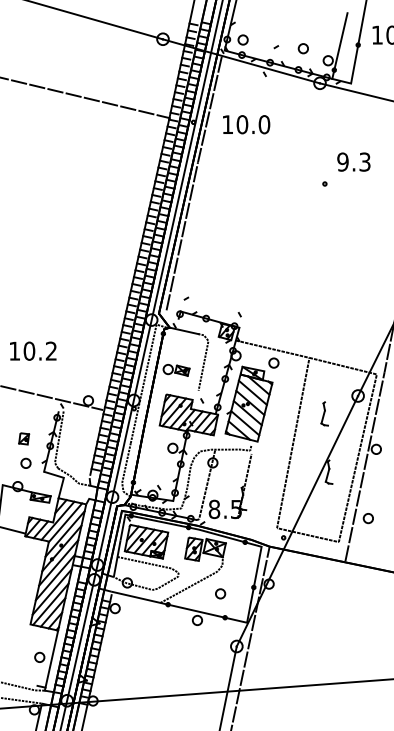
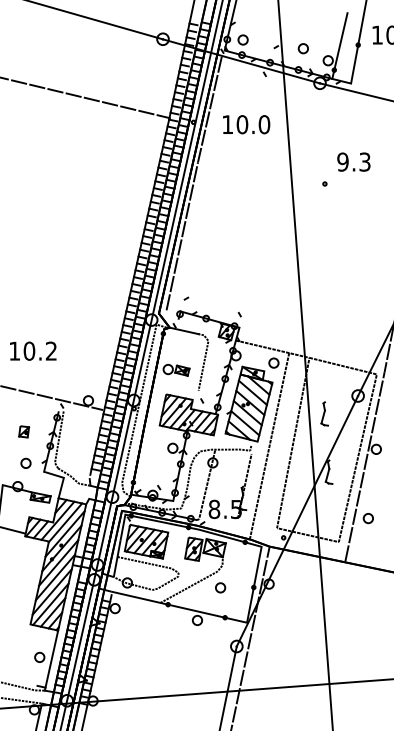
line: none -> present (305, 364)
part position: (24, 438) -> (24, 431) (24, 431)
line: none -> present (269, 446)
part position: (220, 593) -> (220, 587) (220, 587)
